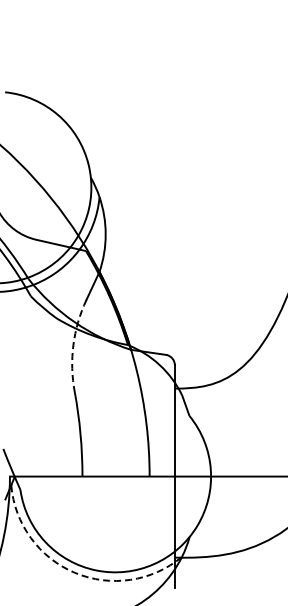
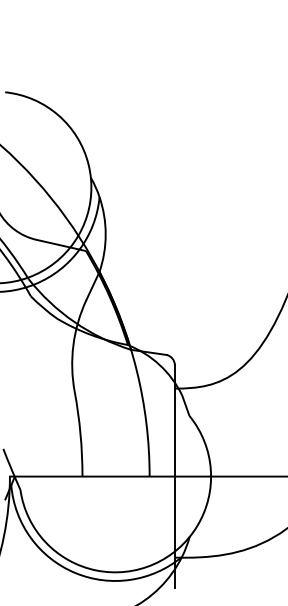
arc: dashed -> solid (73, 345)
arc: dashed -> solid (74, 572)
